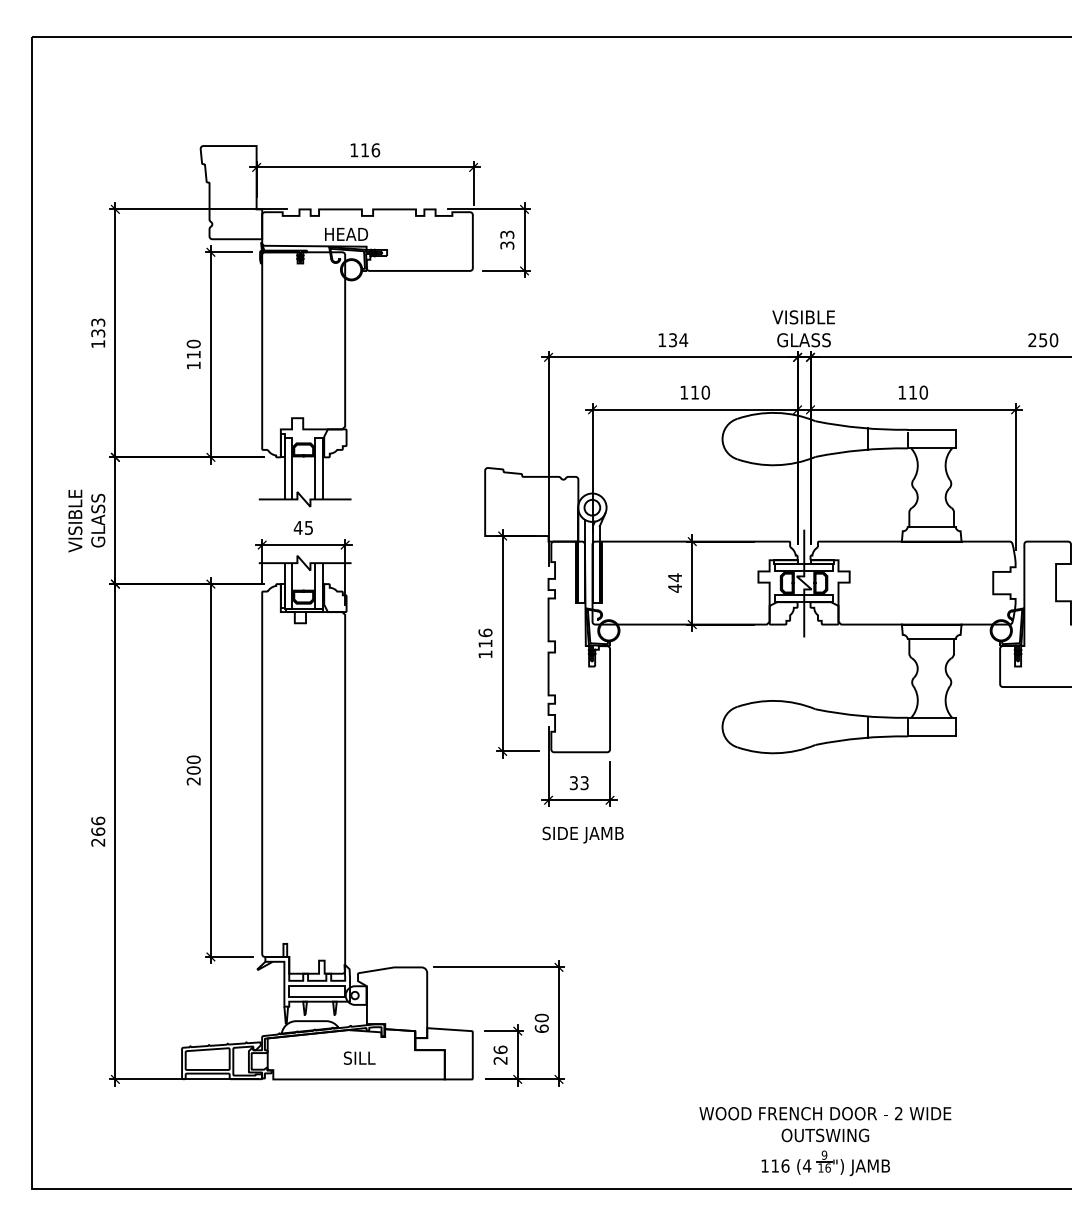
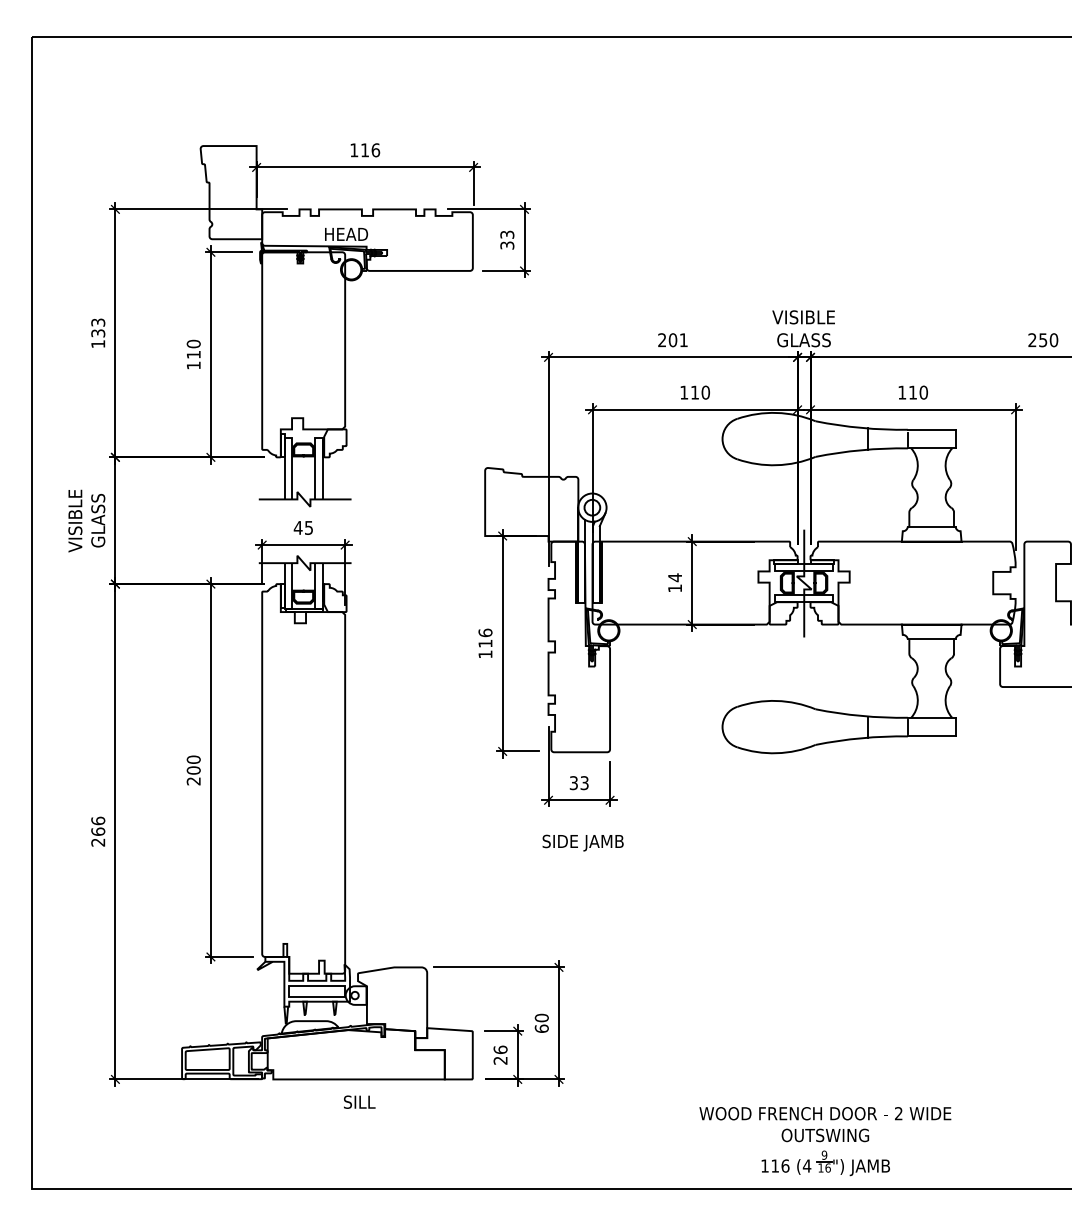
text: 134 -> 201 (673, 340)
text: 44 -> 14 (674, 588)
text position: (582, 834) -> (582, 842) (582, 842)
text position: (359, 1057) -> (359, 1101) (359, 1101)
